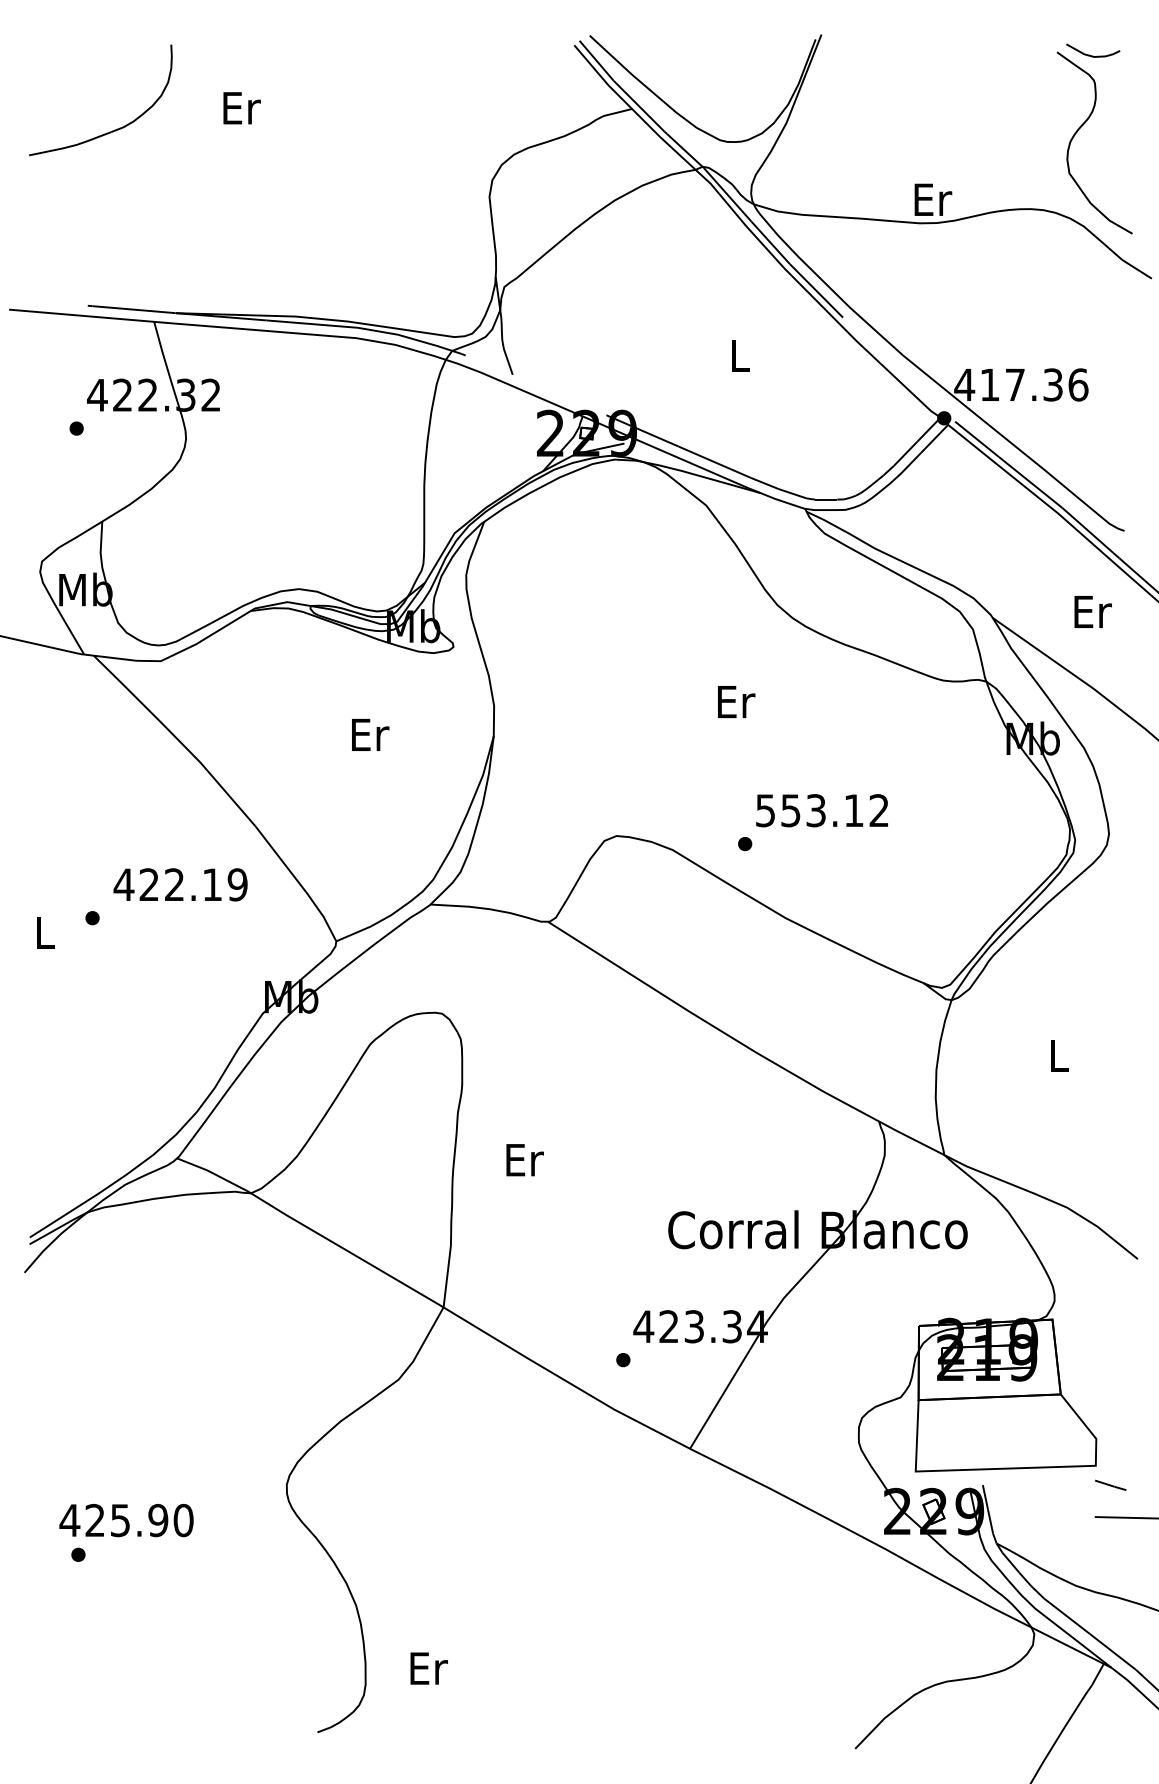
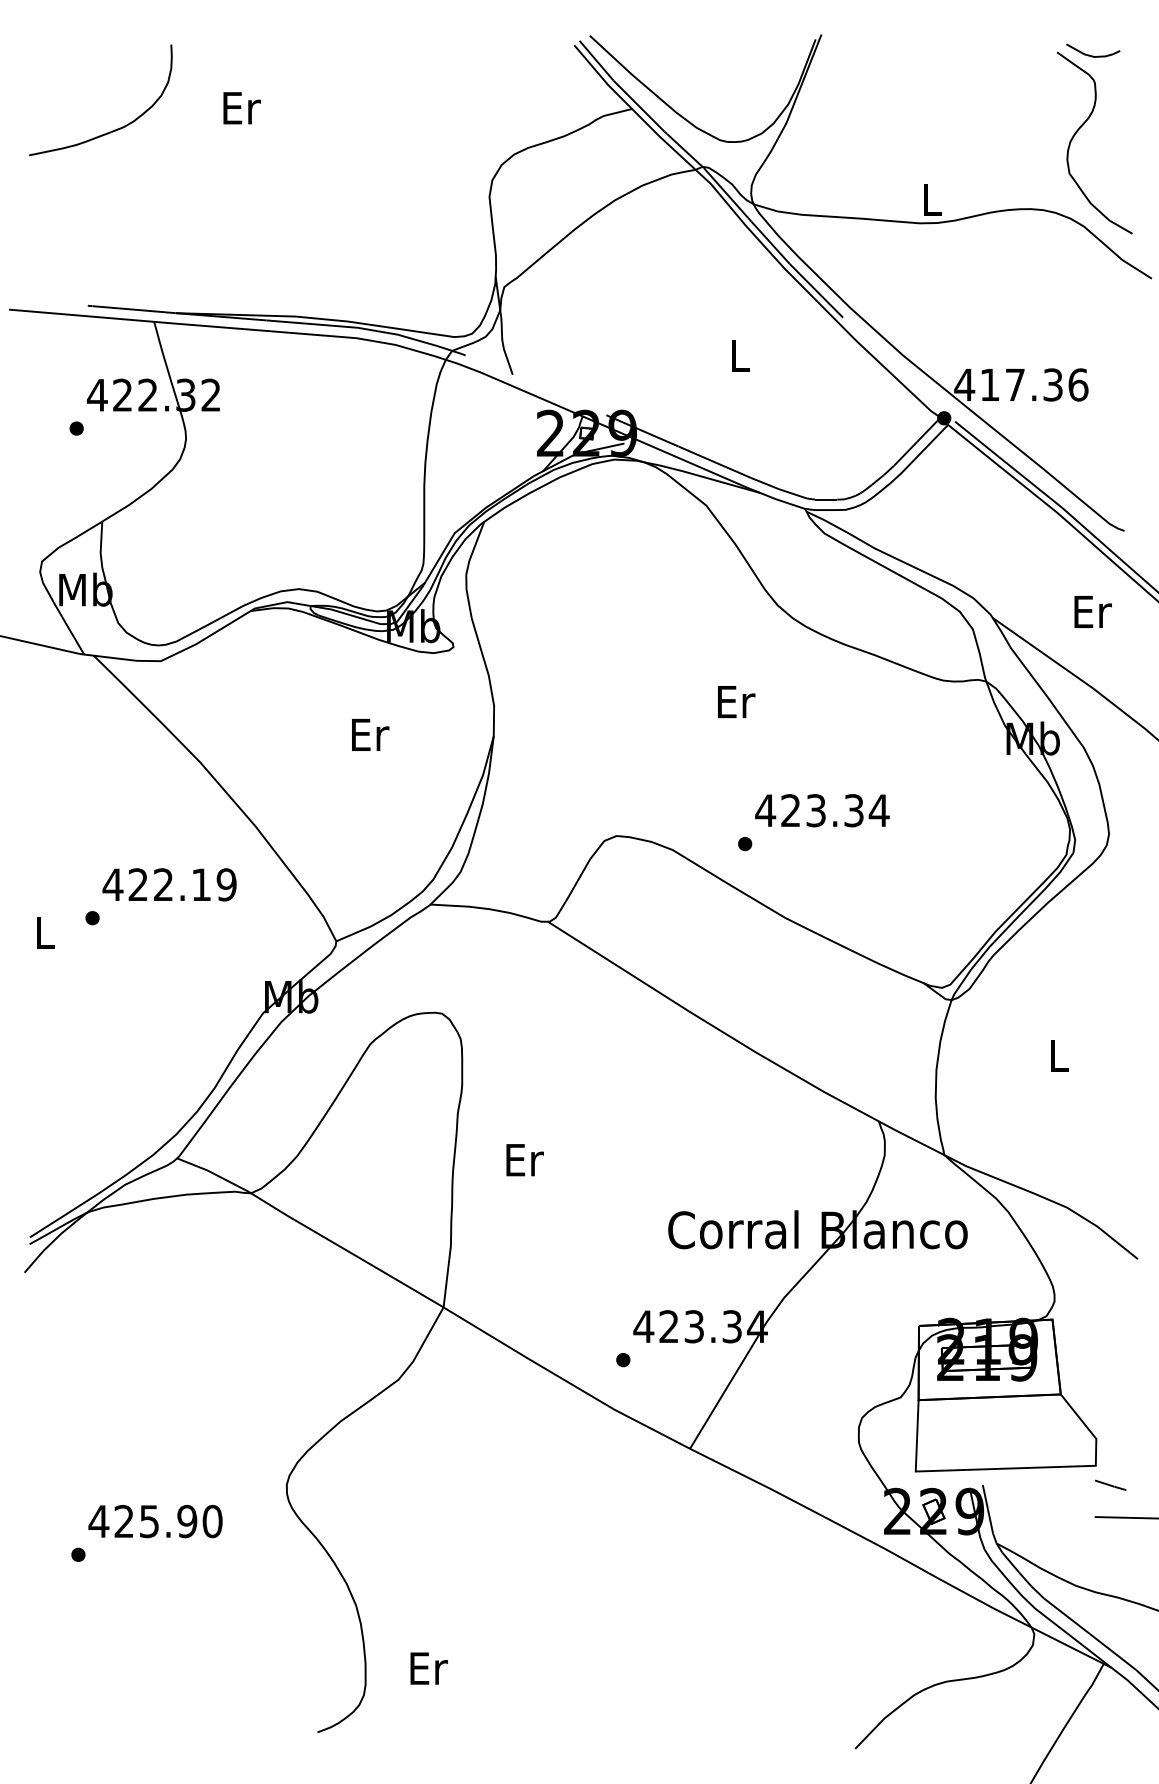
text: Er -> L (933, 199)
text: 553.12 -> 423.34 (822, 810)
text position: (180, 884) -> (169, 884) (169, 884)
text position: (126, 1520) -> (155, 1521) (155, 1521)
